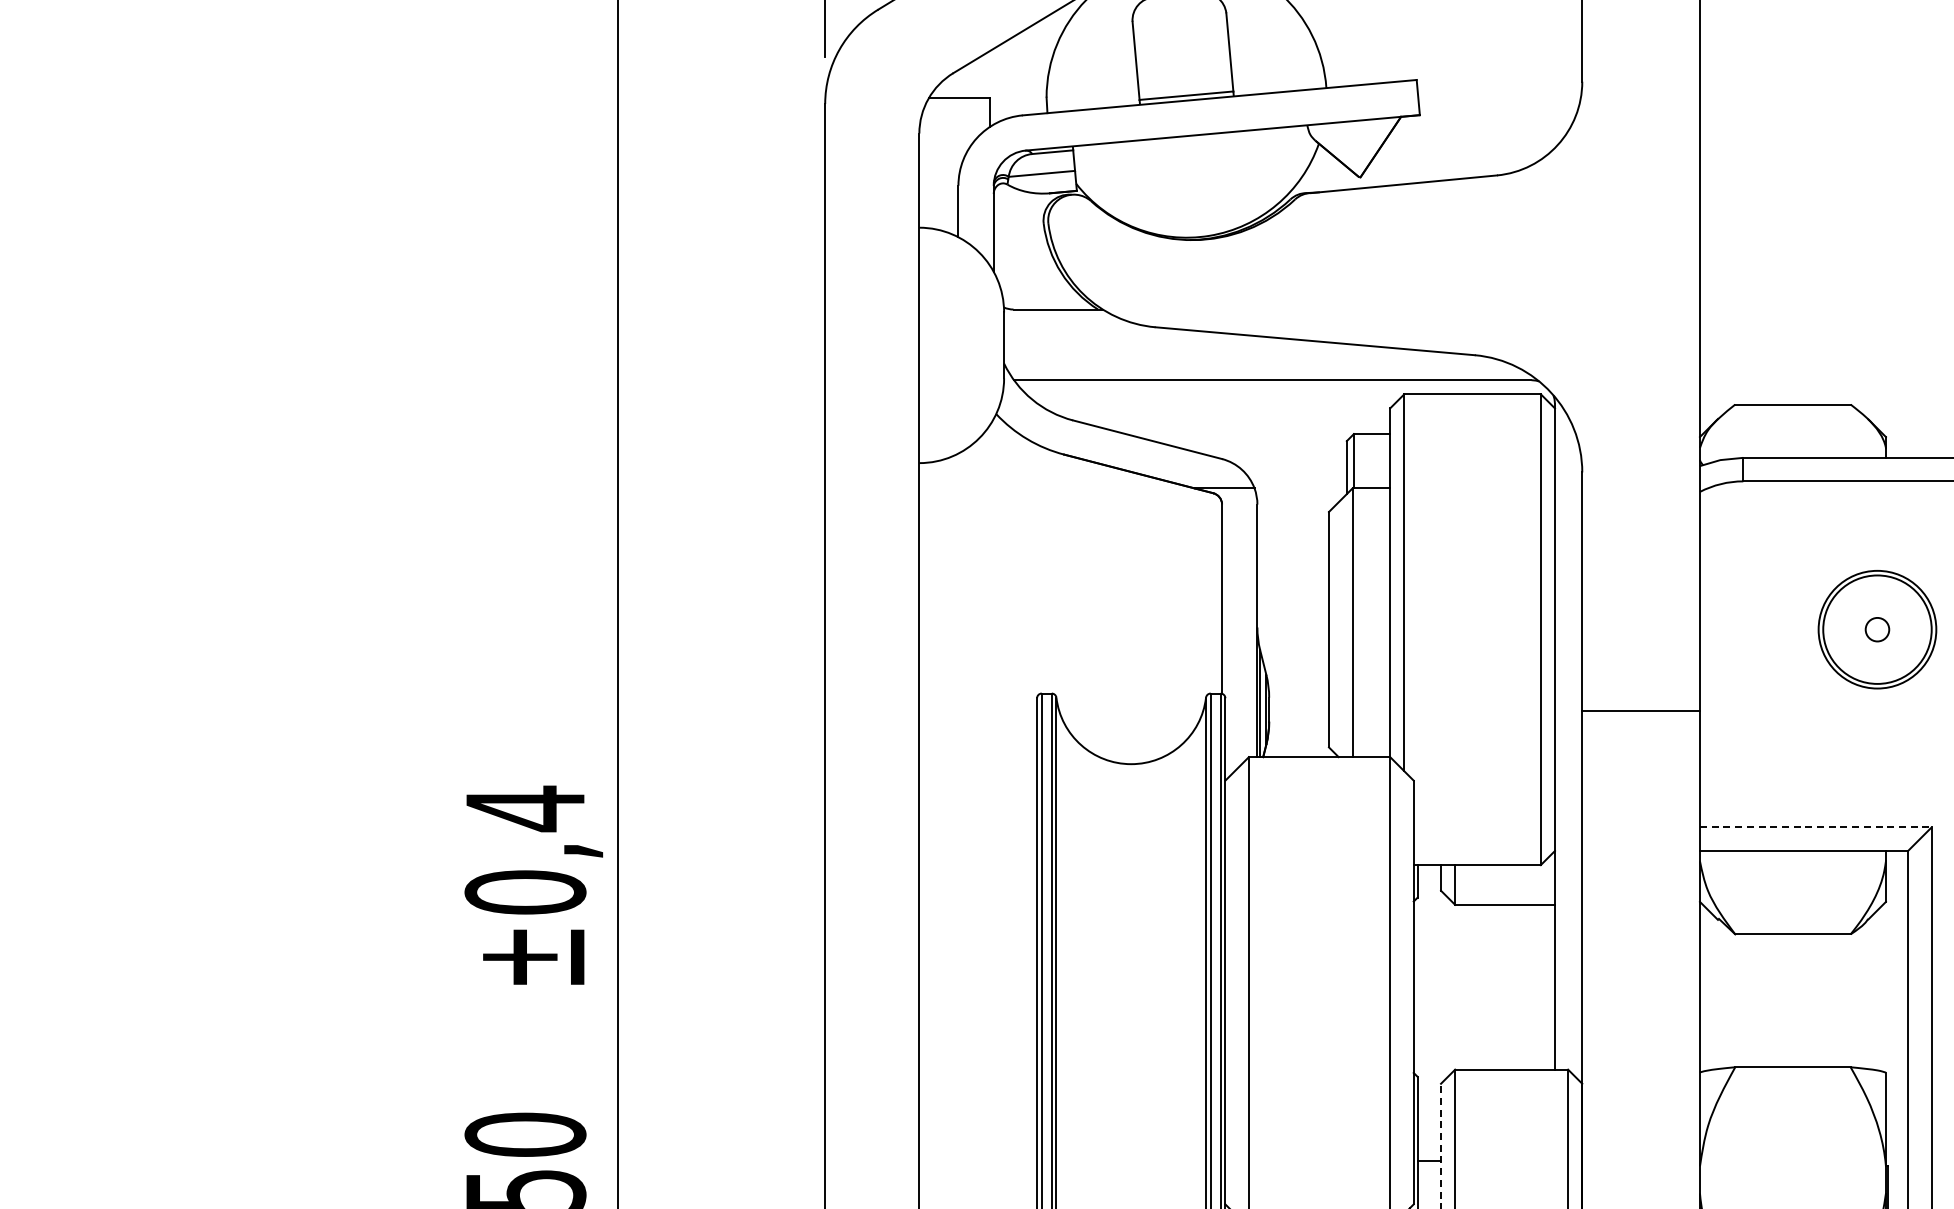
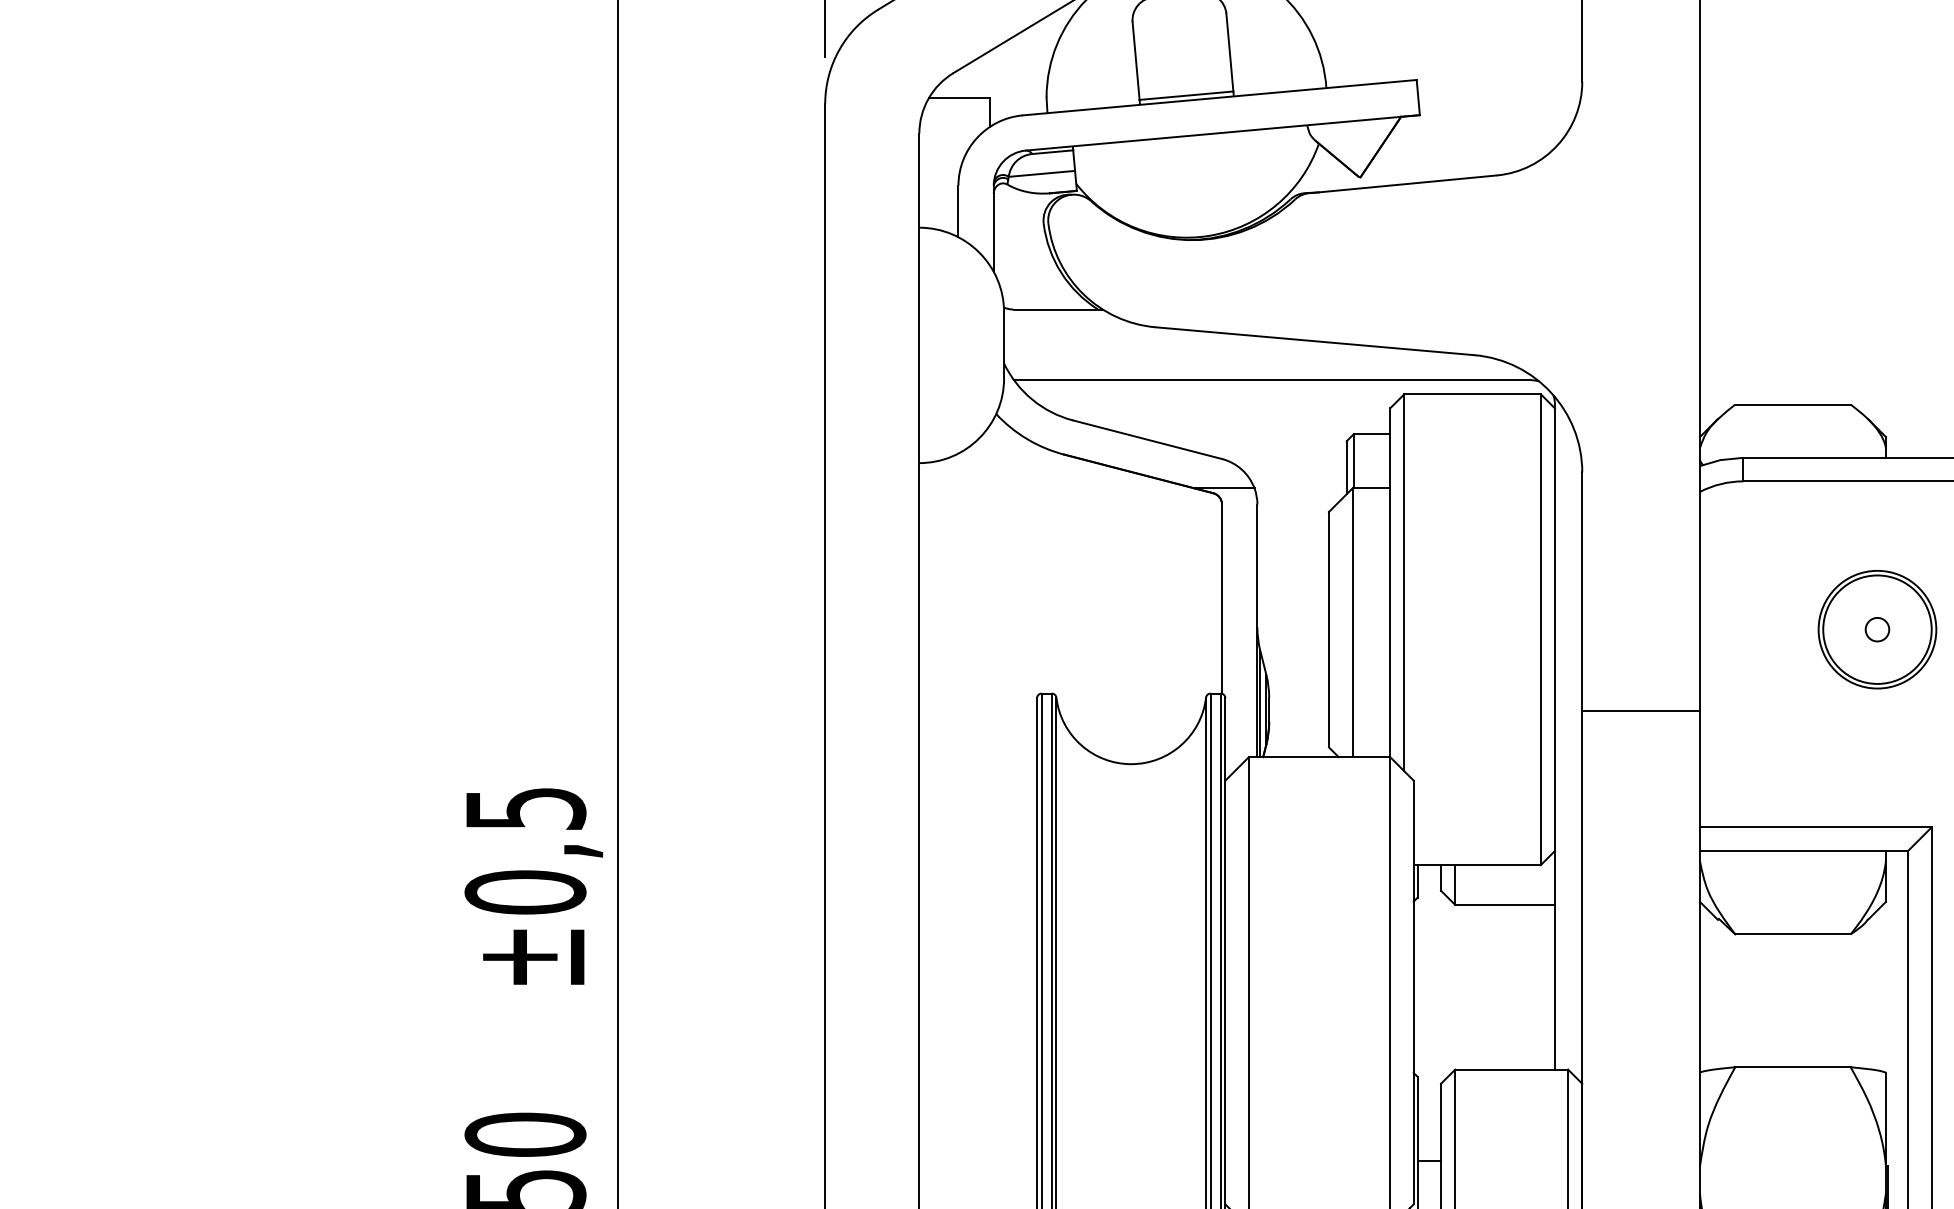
text: ±0,4 -> ±0,5 (526, 808)
line: dashed -> solid (1815, 827)
line: dashed -> solid (1441, 1145)
